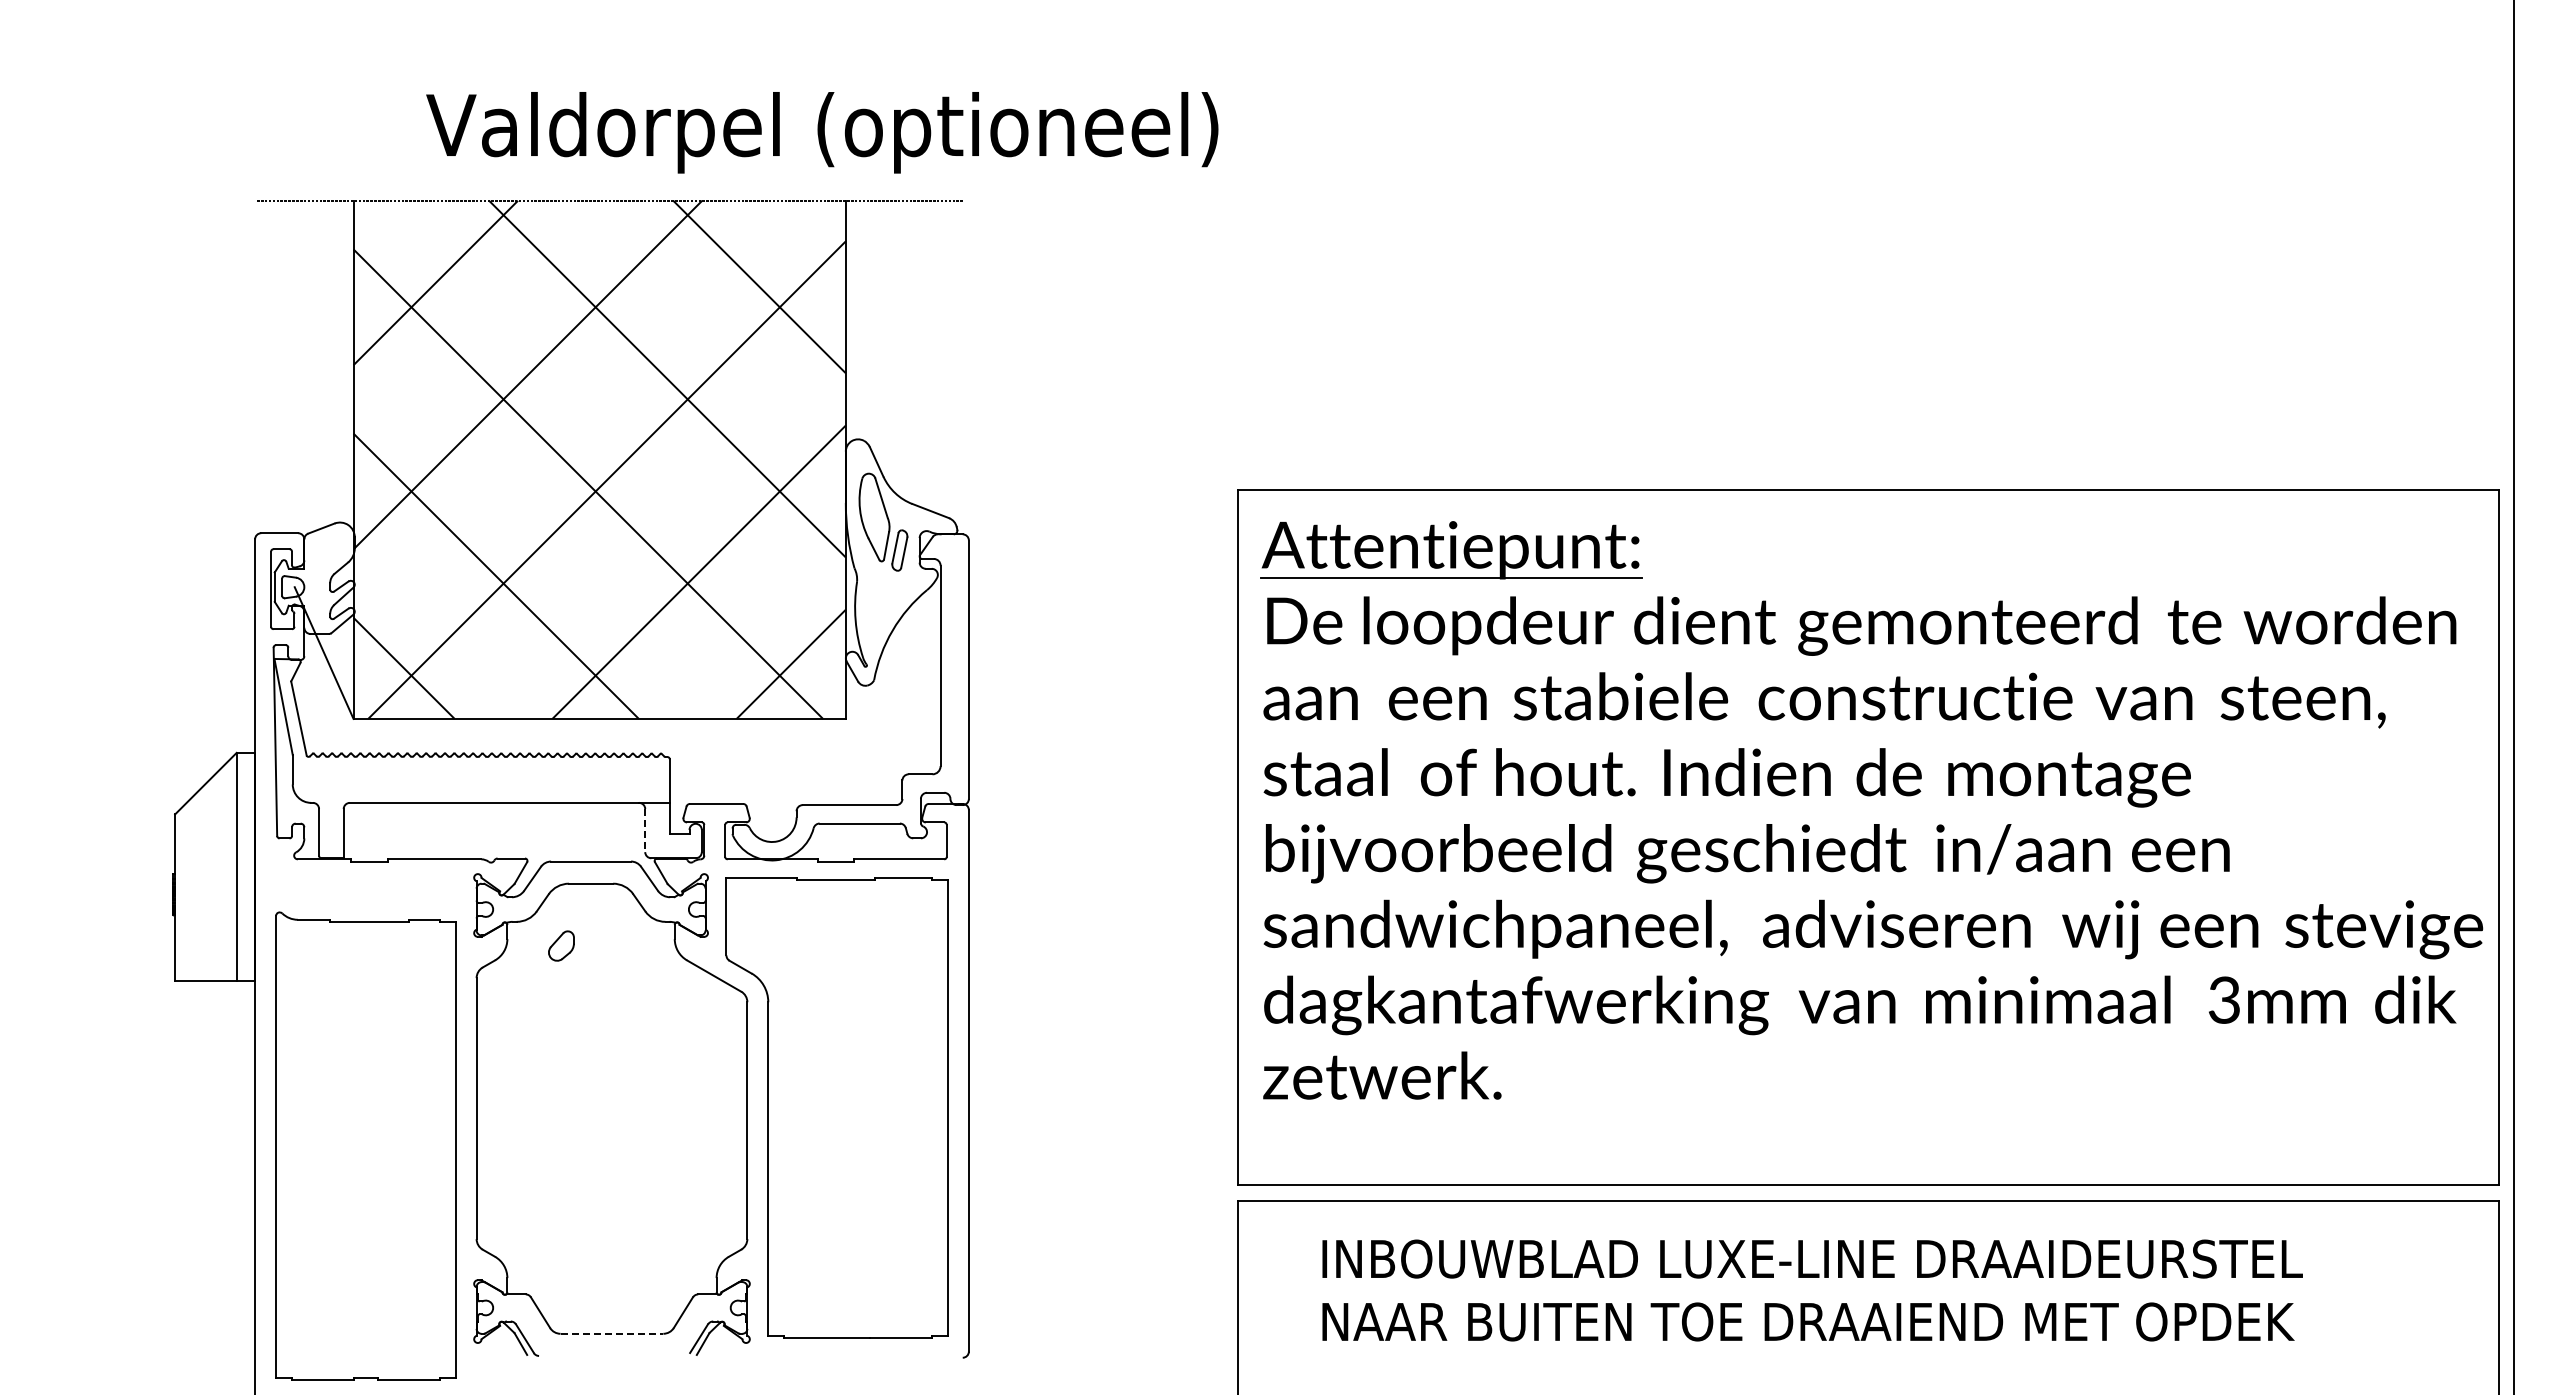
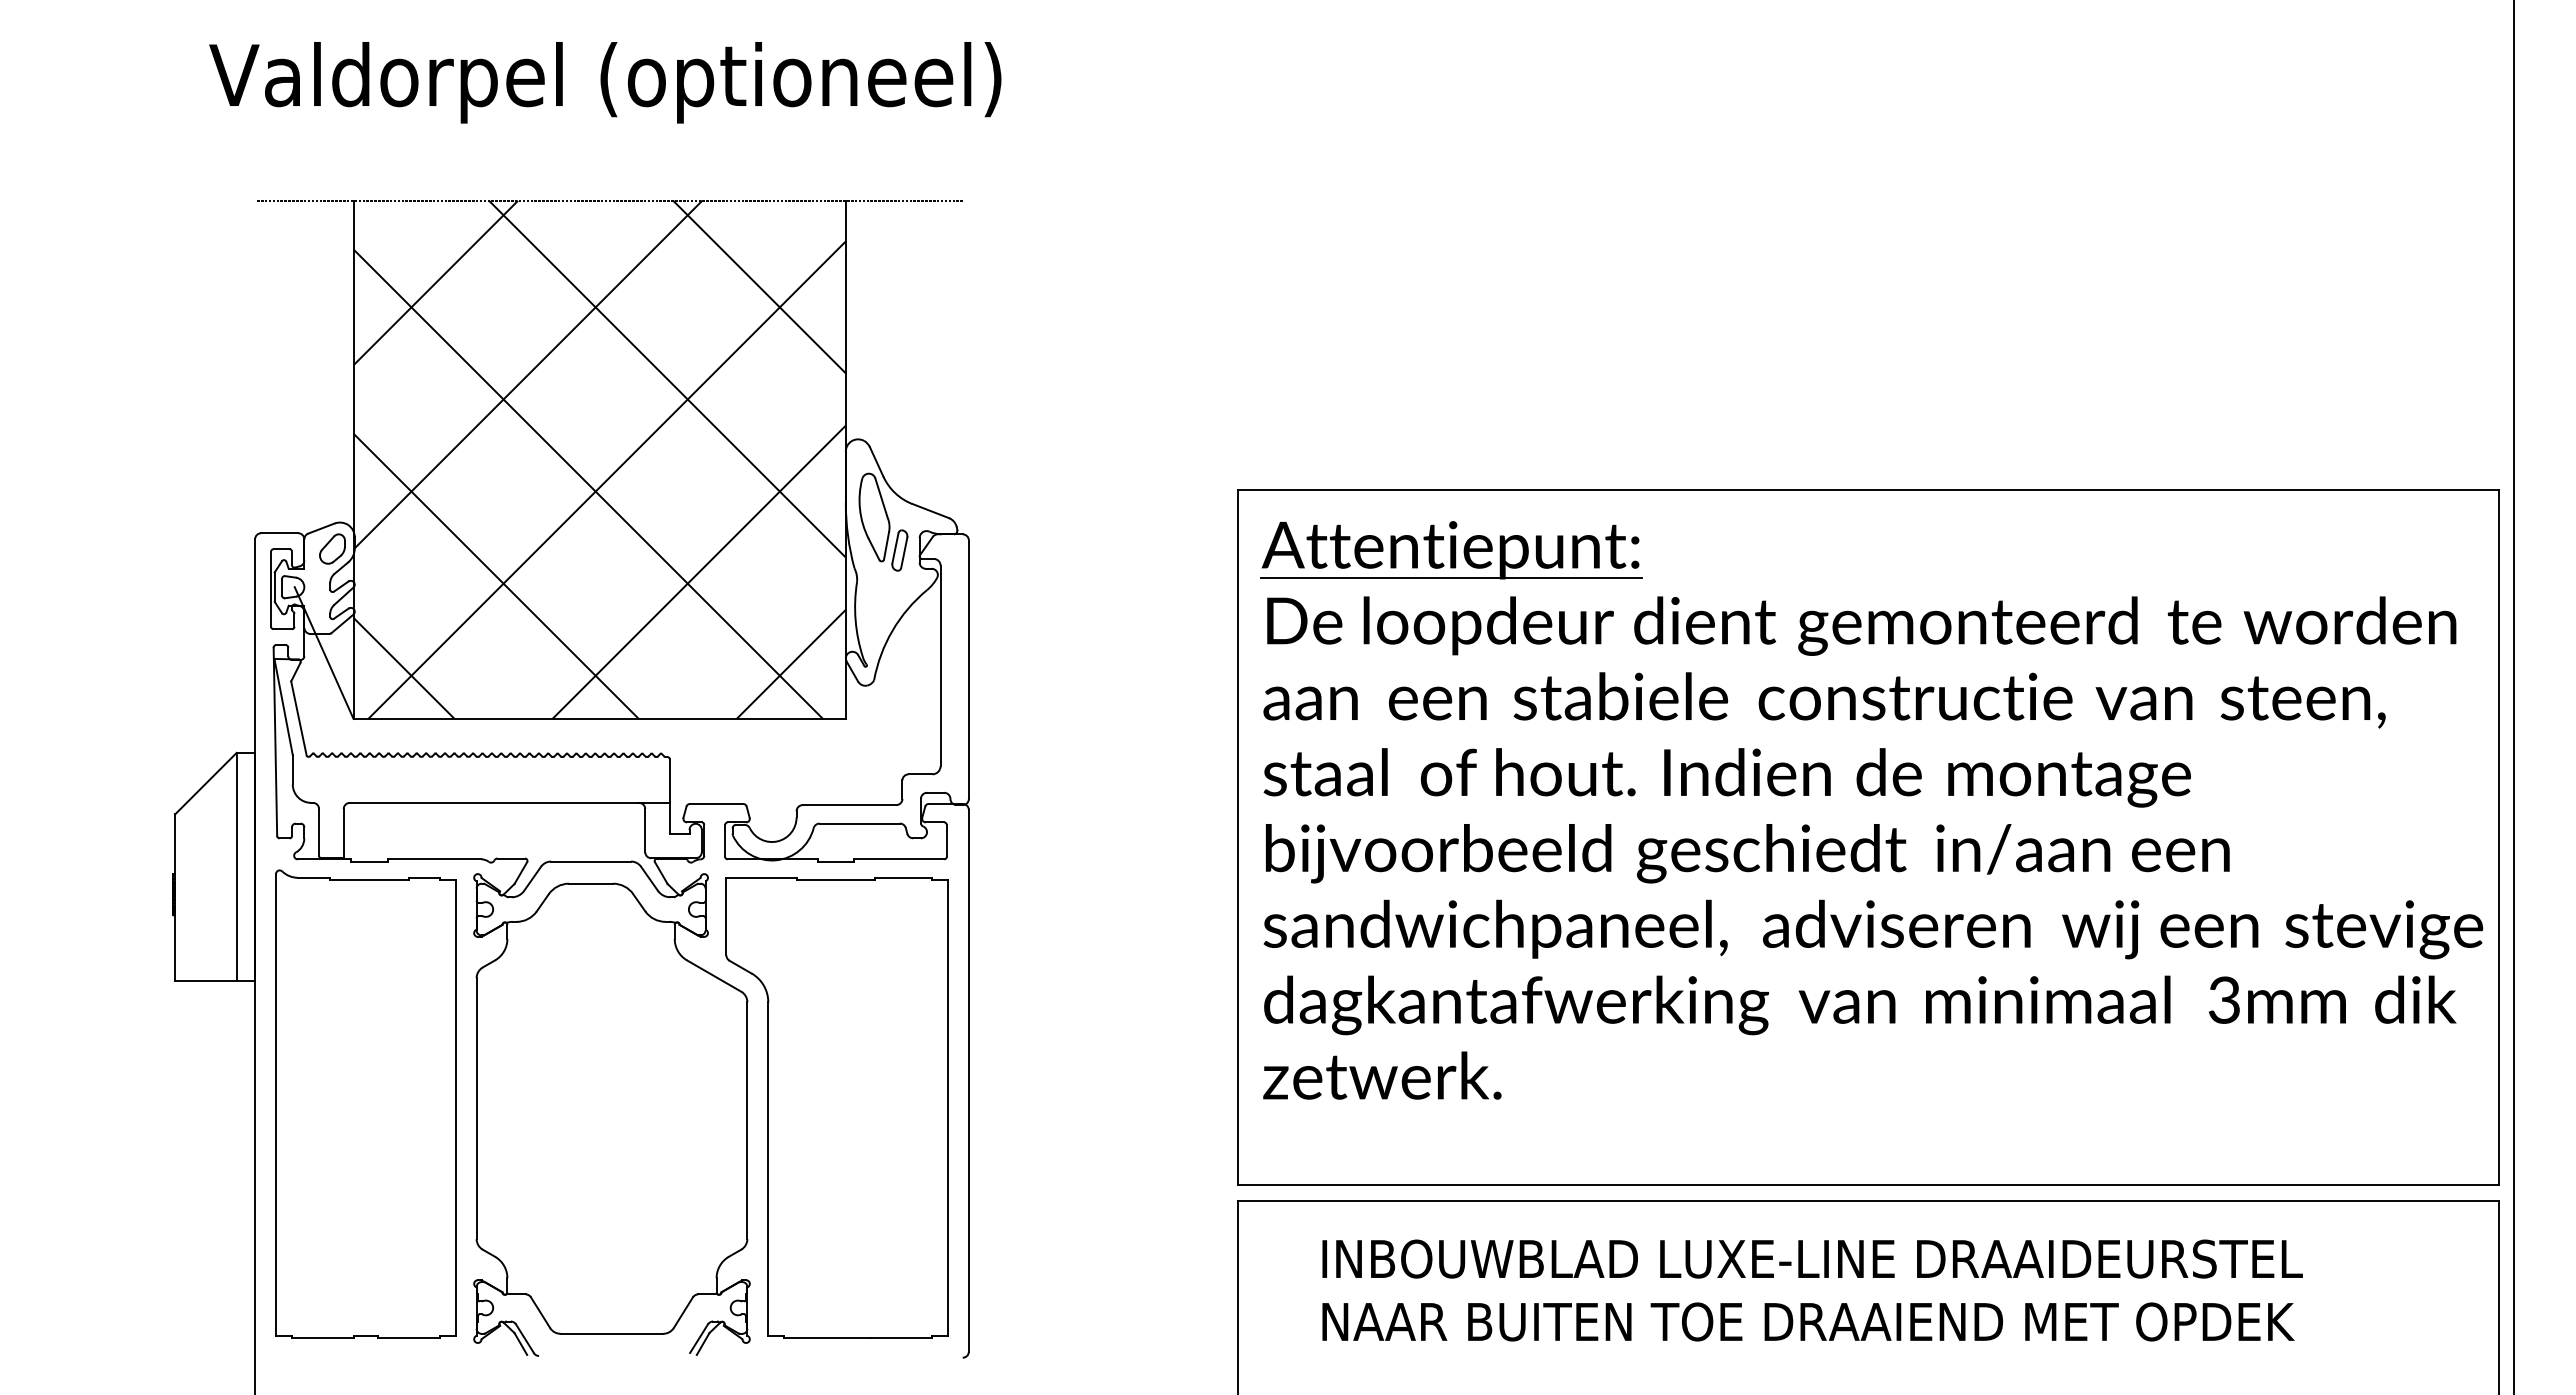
text position: (822, 132) -> (605, 82) (605, 82)
line: dashed -> solid (645, 830)
part position: (561, 945) -> (332, 548) (332, 548)
part position: (365, 1145) -> (365, 1103) (365, 1103)
line: dashed -> solid (612, 1333)
